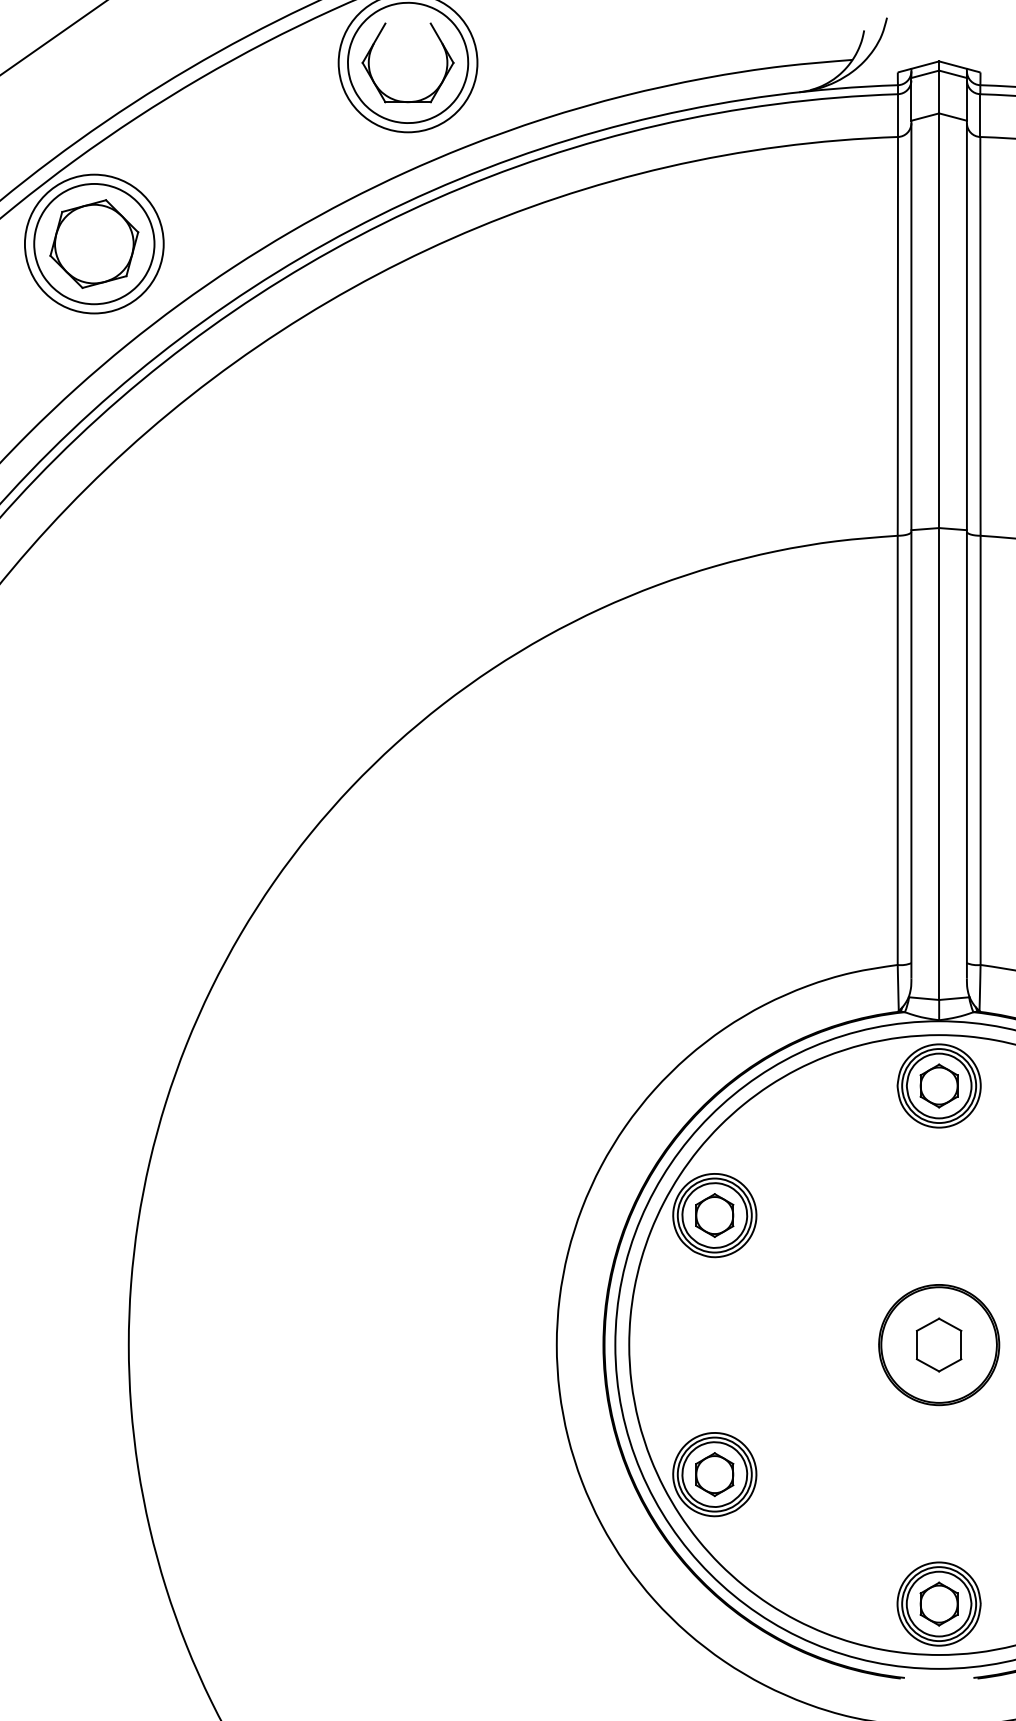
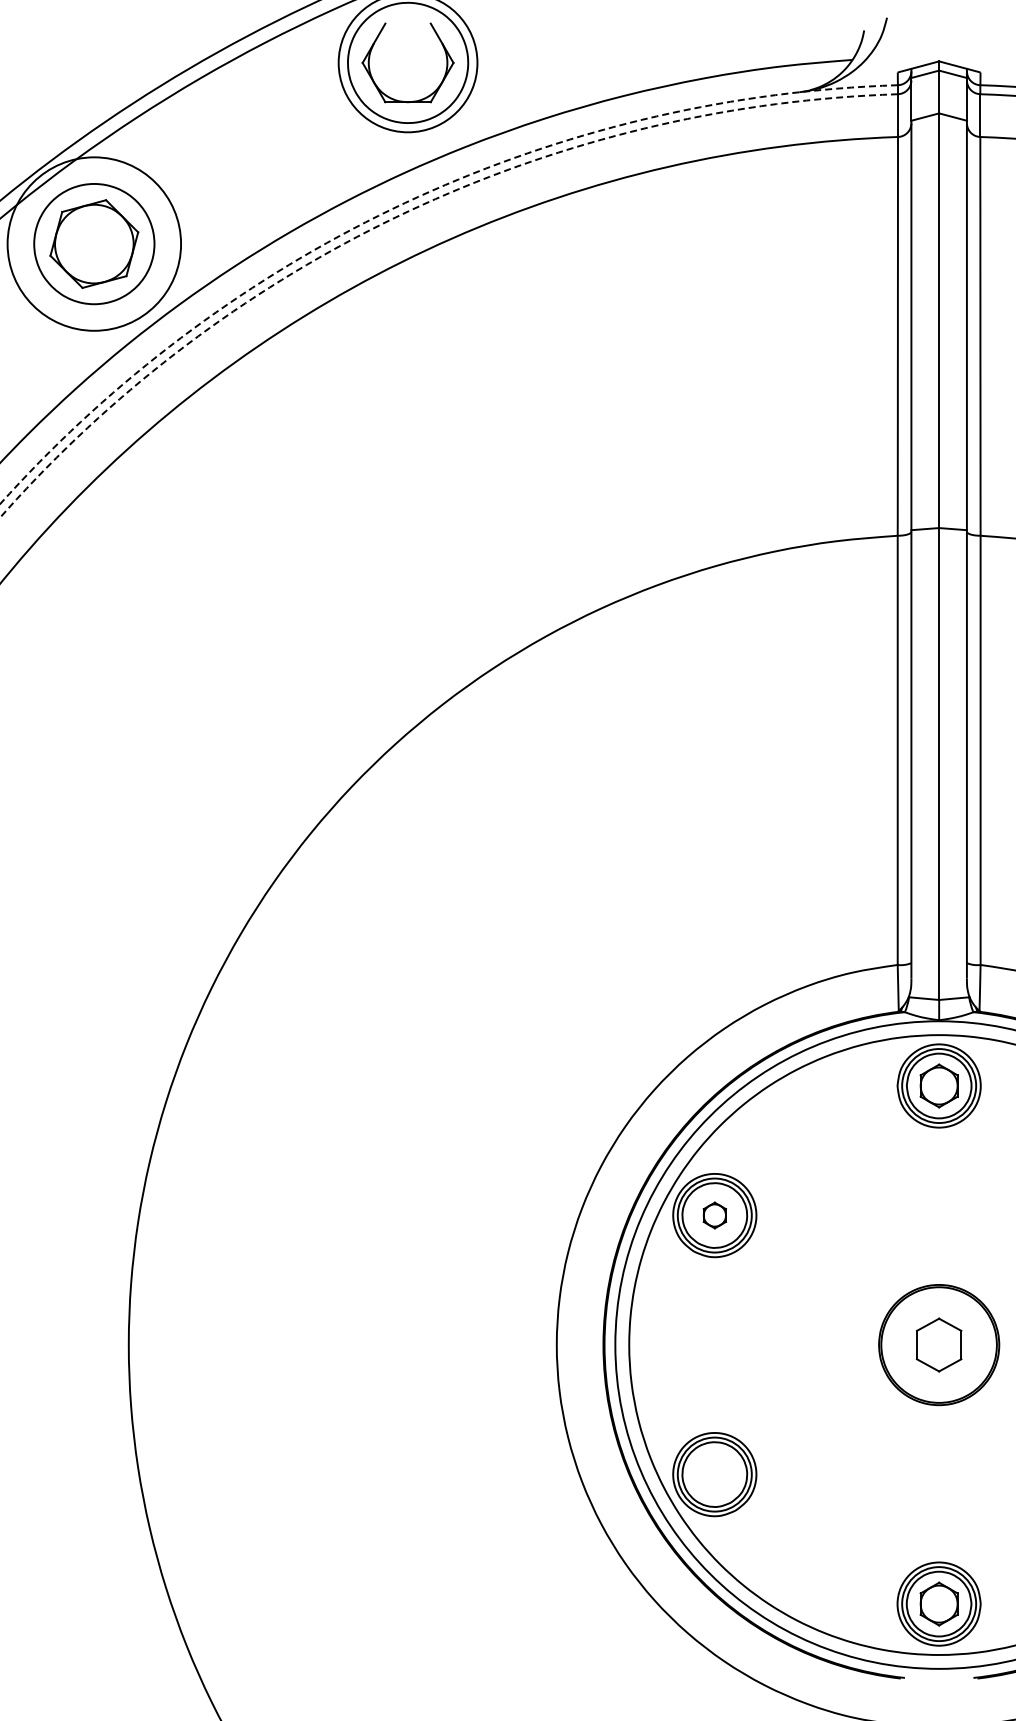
line: present -> none (53, 38)
arc: solid -> dashed (405, 203)
arc: solid -> dashed (407, 211)
circle diameter: 139 px -> 173 px (94, 243)
part size: 40x45 px -> 25x29 px (714, 1215)
part: present -> none (714, 1474)
